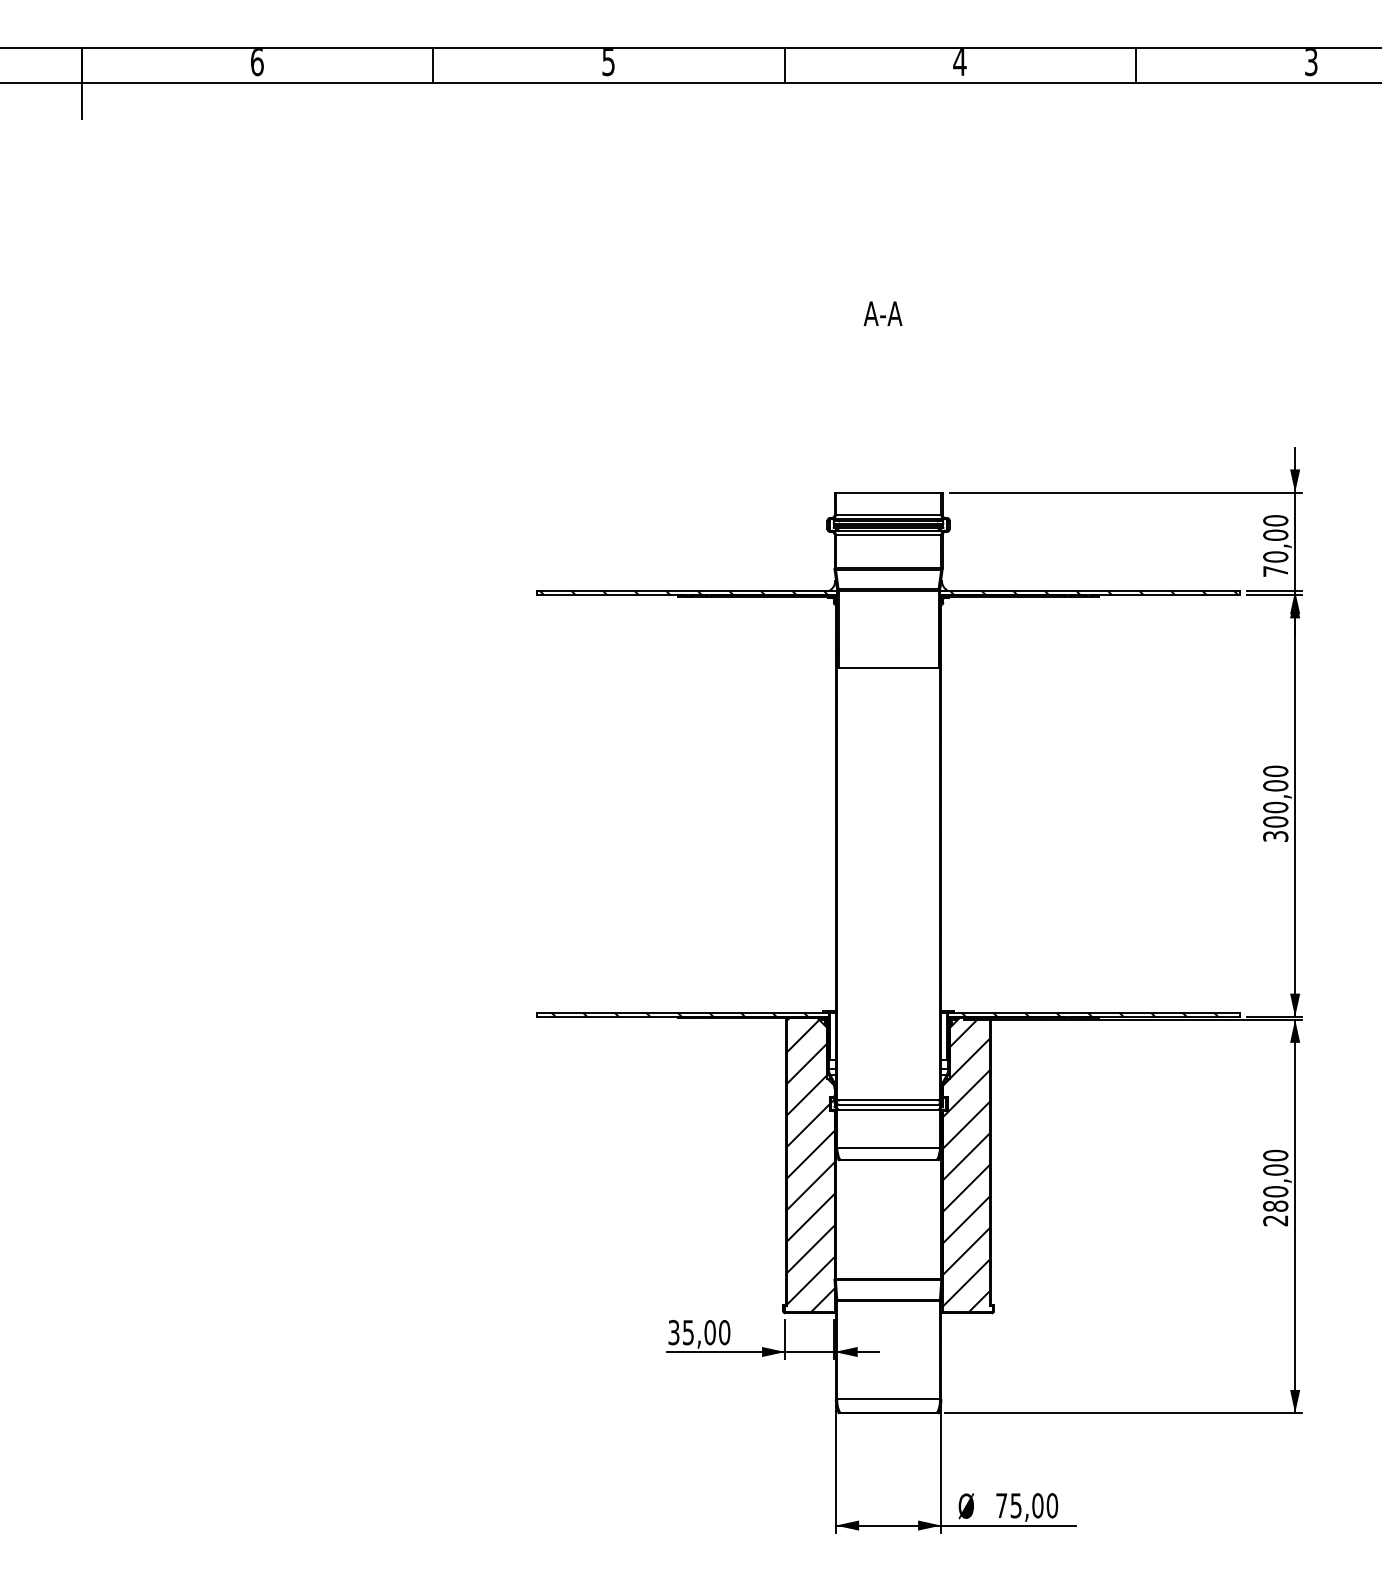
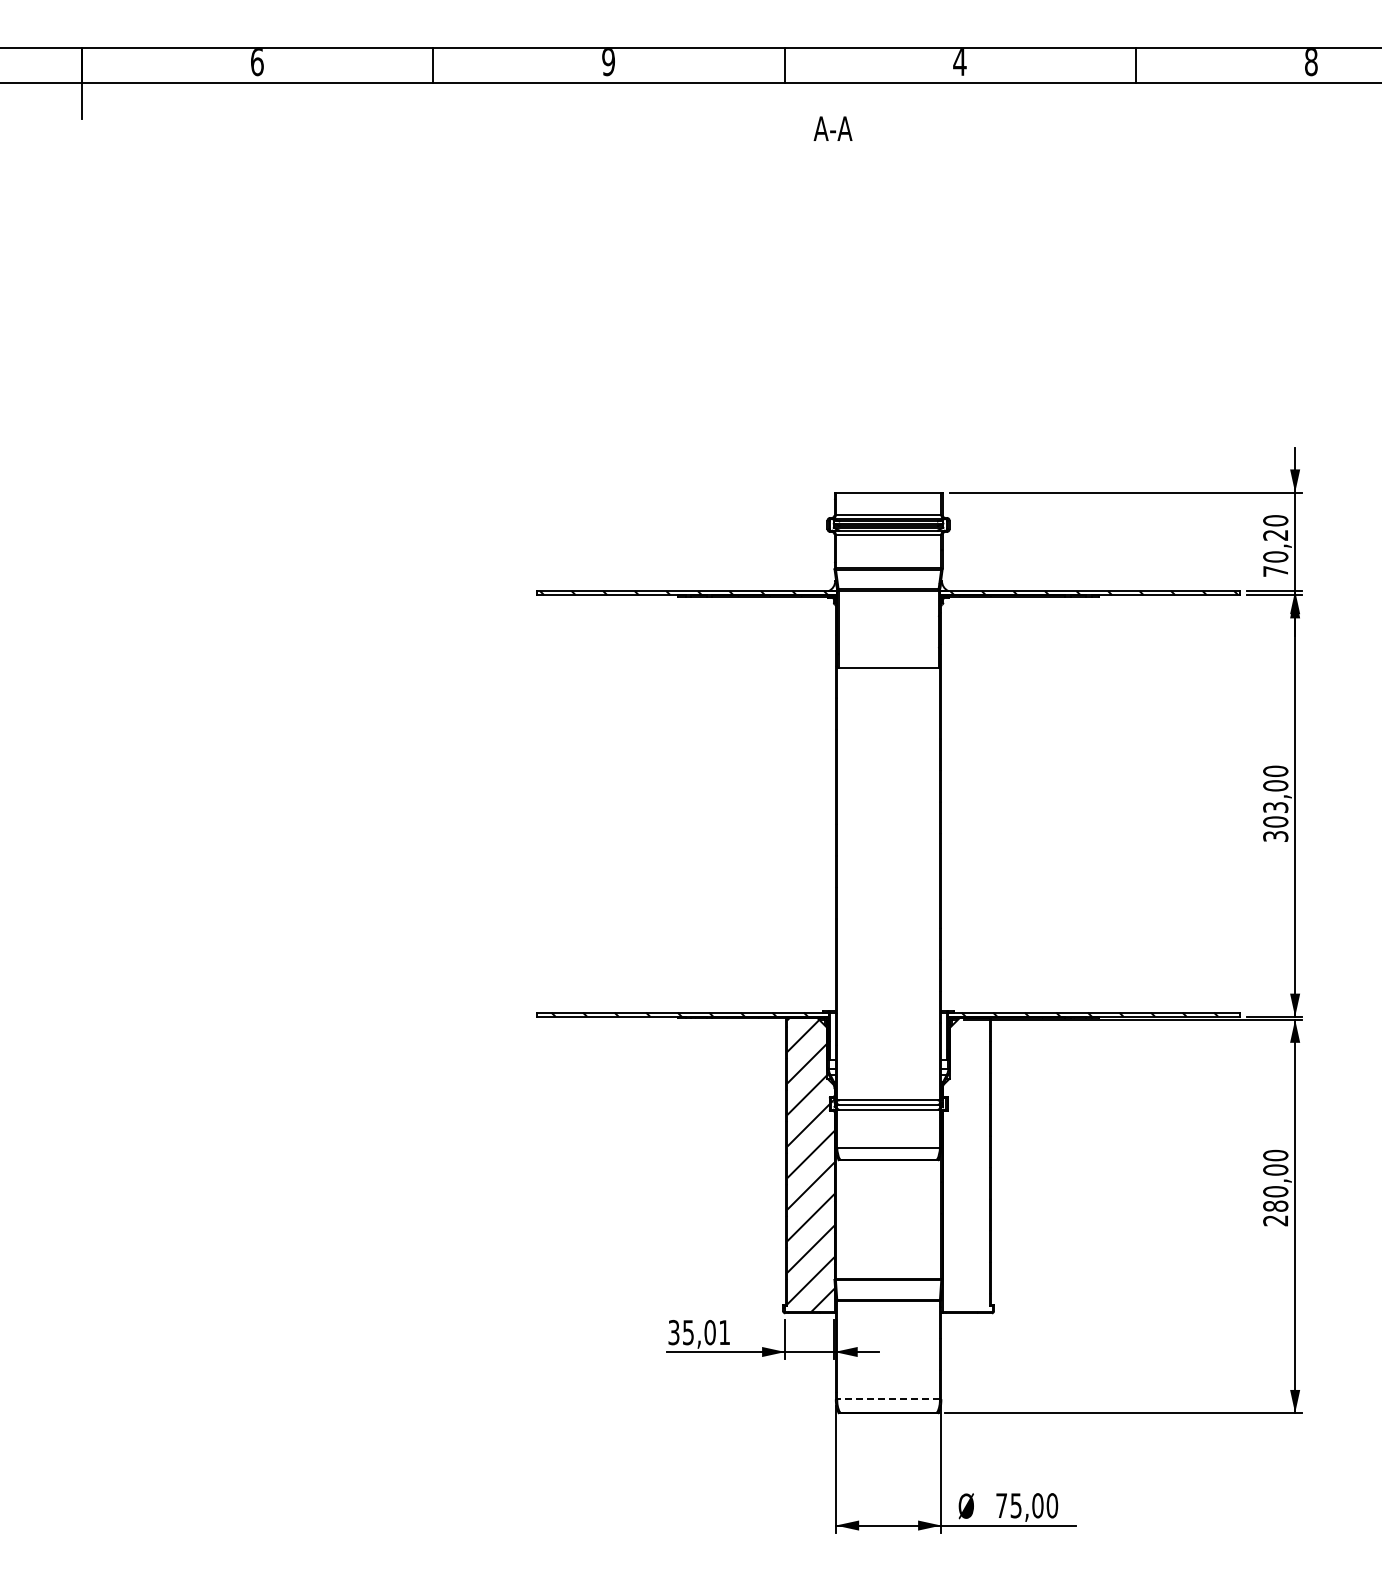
text: 5 -> 9 (608, 62)
text: 3 -> 8 (1311, 62)
text position: (882, 313) -> (832, 128) (832, 128)
text: 70,00 -> 70,20 (1275, 534)
text: 300,00 -> 303,00 (1275, 807)
hatch: present -> none (965, 1164)
text: 35,00 -> 35,01 (724, 1332)
line: solid -> dashed (888, 1399)
